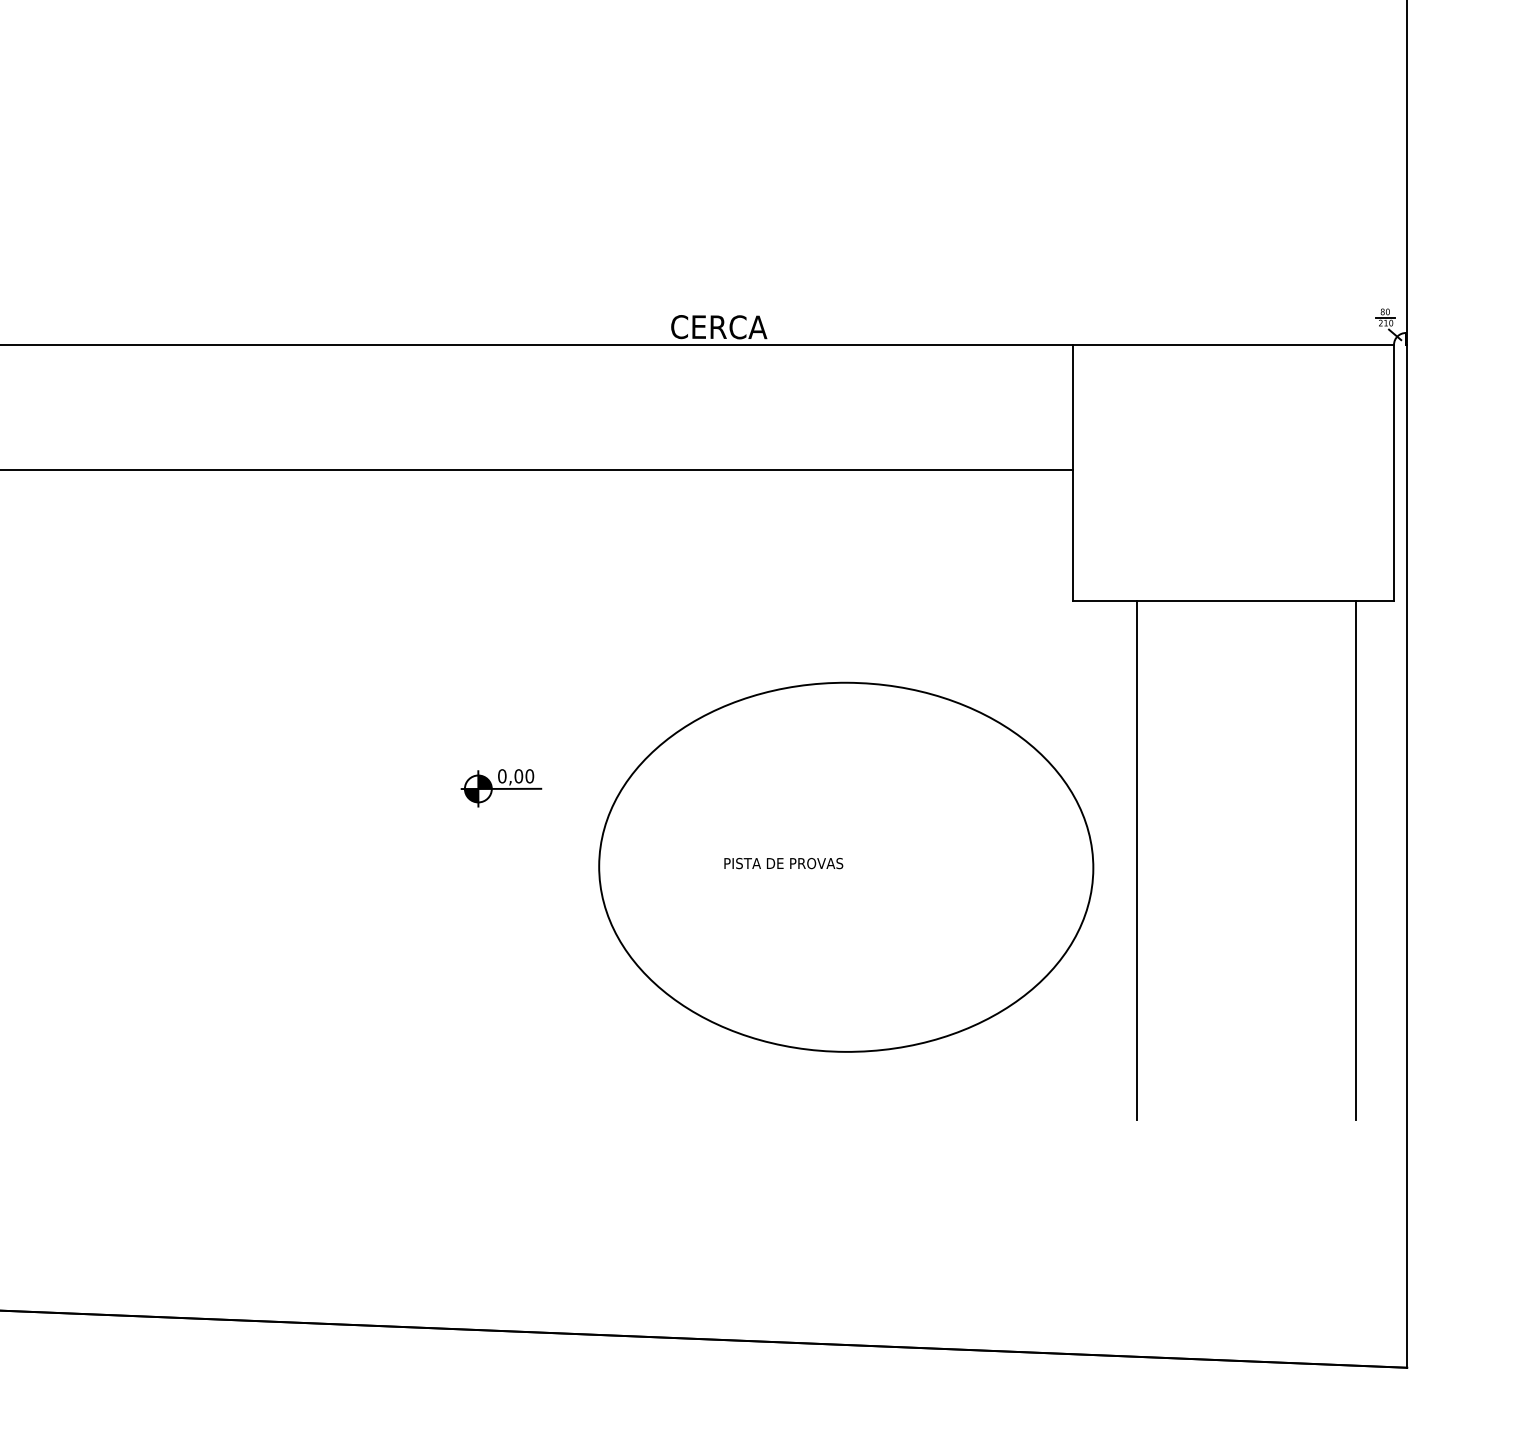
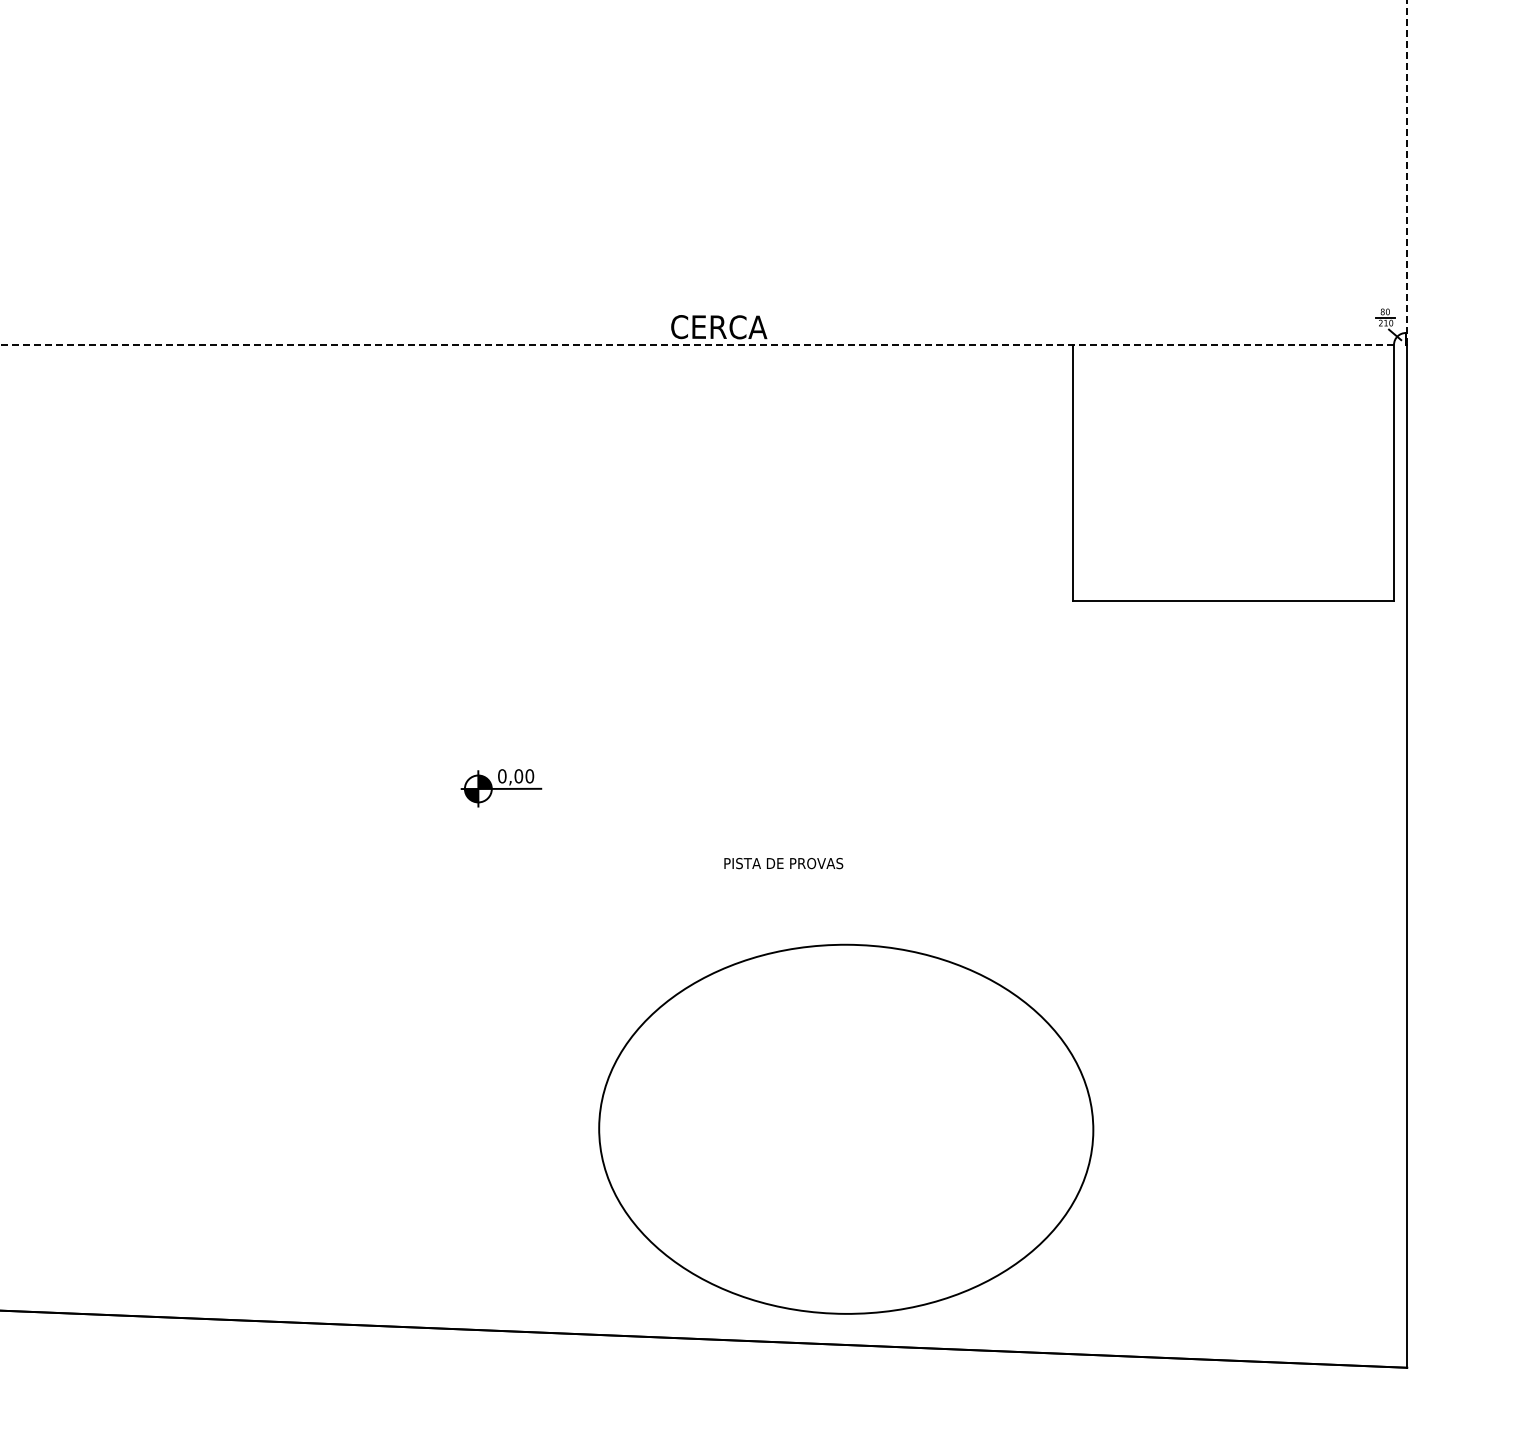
line: solid -> dashed (1407, 172)
line: solid -> dashed (697, 344)
line: present -> none (537, 470)
line: present -> none (1136, 860)
line: present -> none (1355, 860)
part position: (846, 866) -> (846, 1128) (846, 1128)
